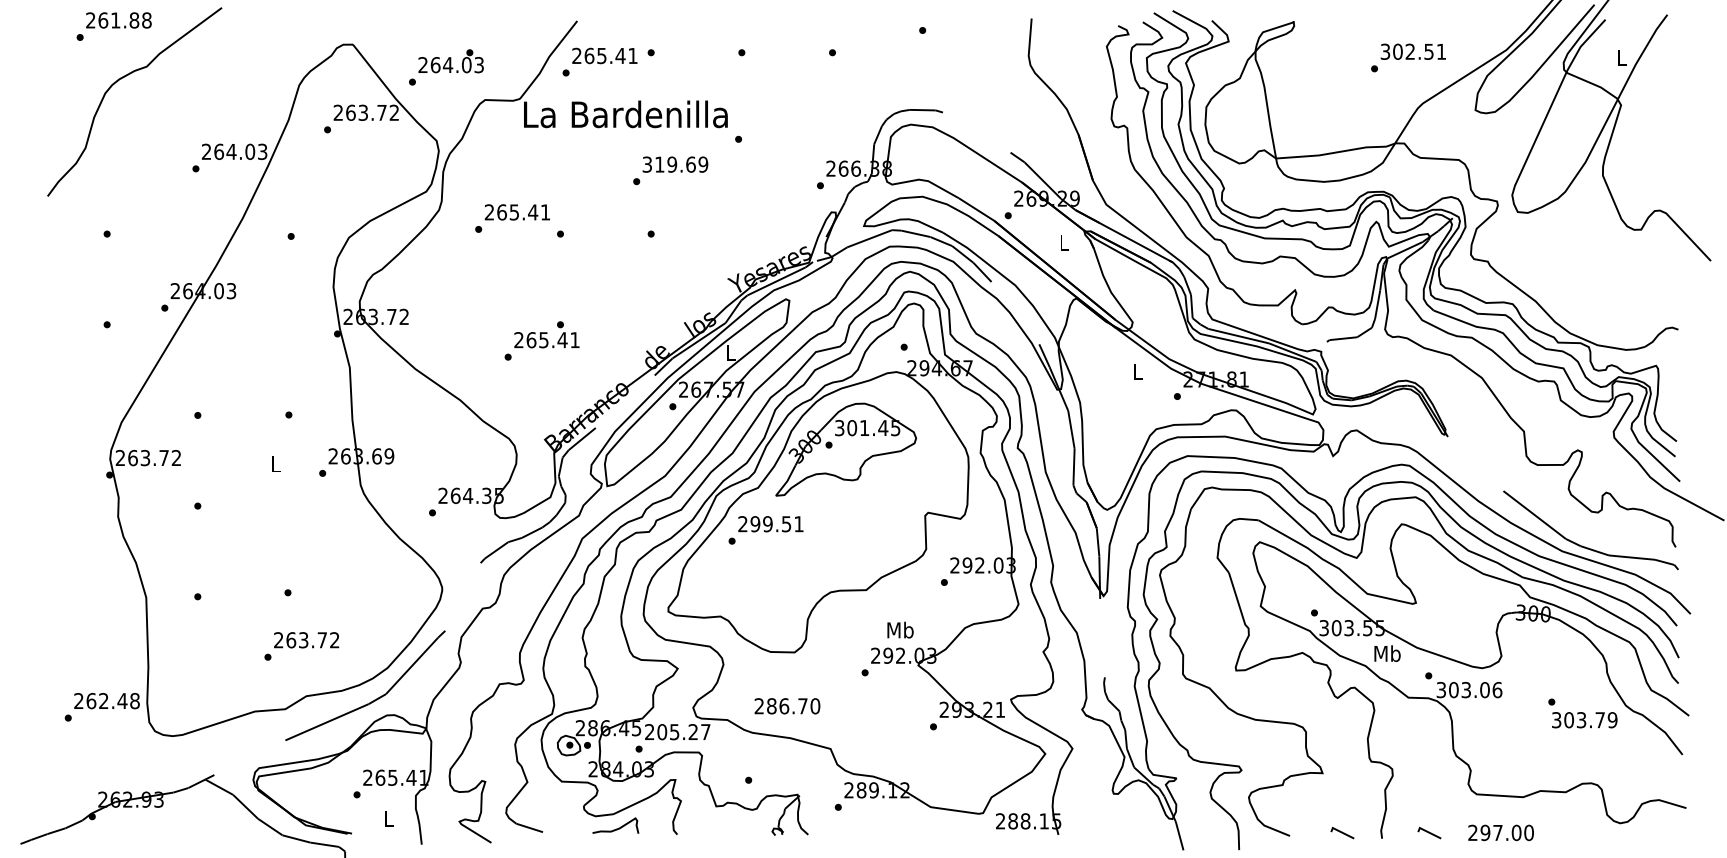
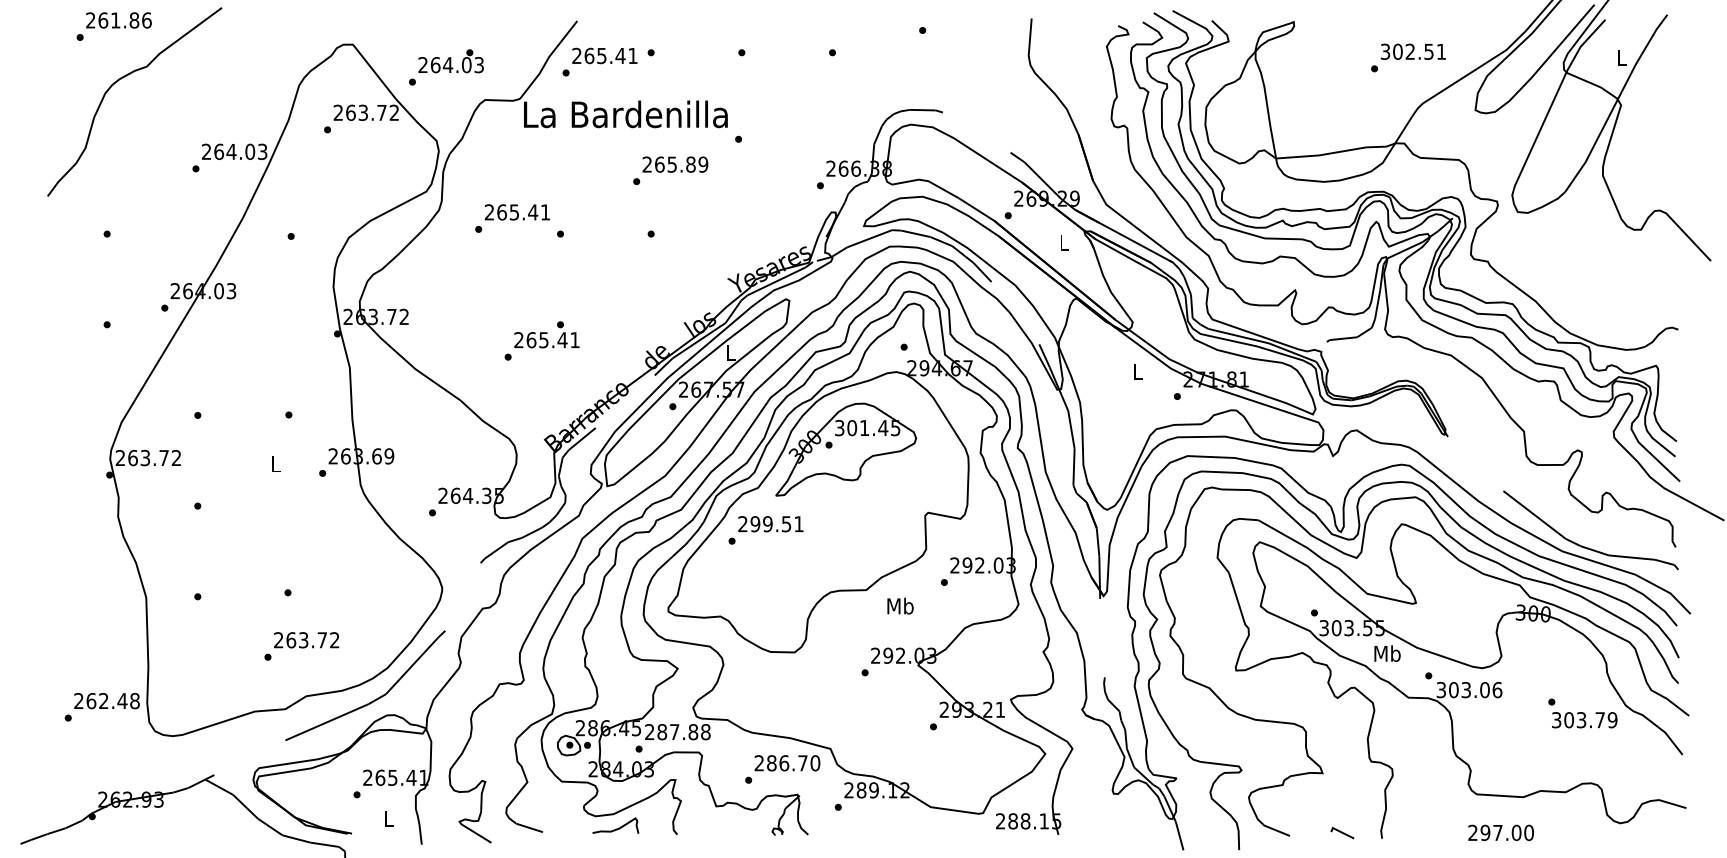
text: 261.88 -> 261.86 (146, 20)
text: 319.69 -> 265.89 (668, 164)
text position: (900, 629) -> (900, 605) (900, 605)
text position: (787, 706) -> (787, 763) (787, 763)
text: 205.27 -> 287.88 (683, 732)
line: present -> none (1429, 833)
